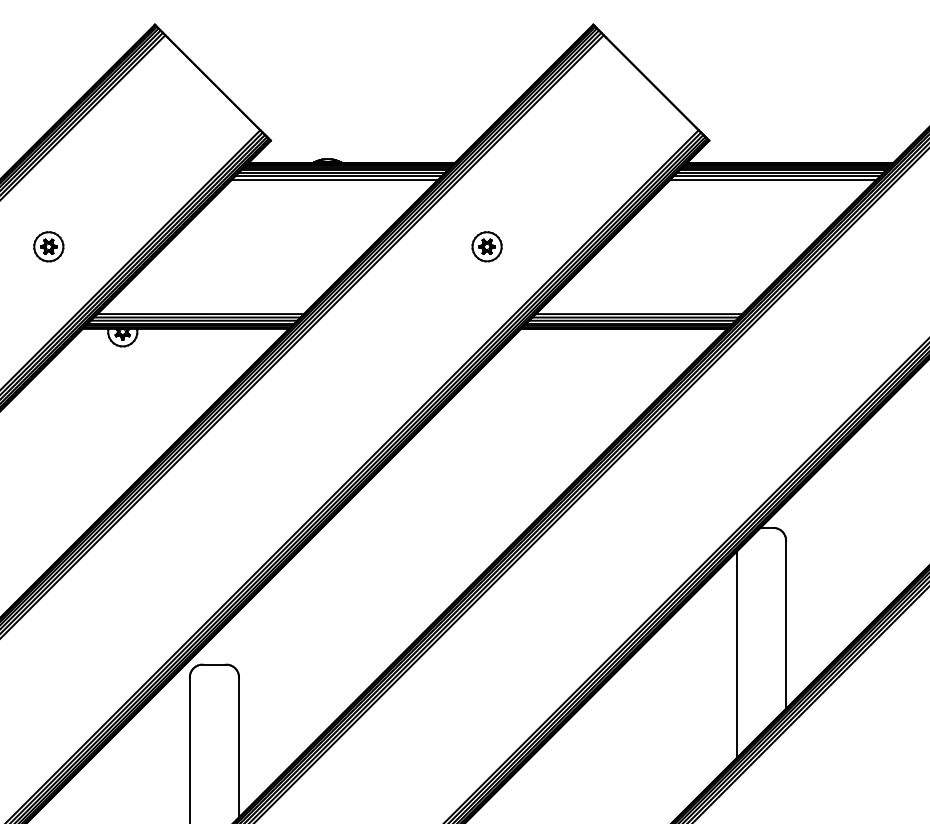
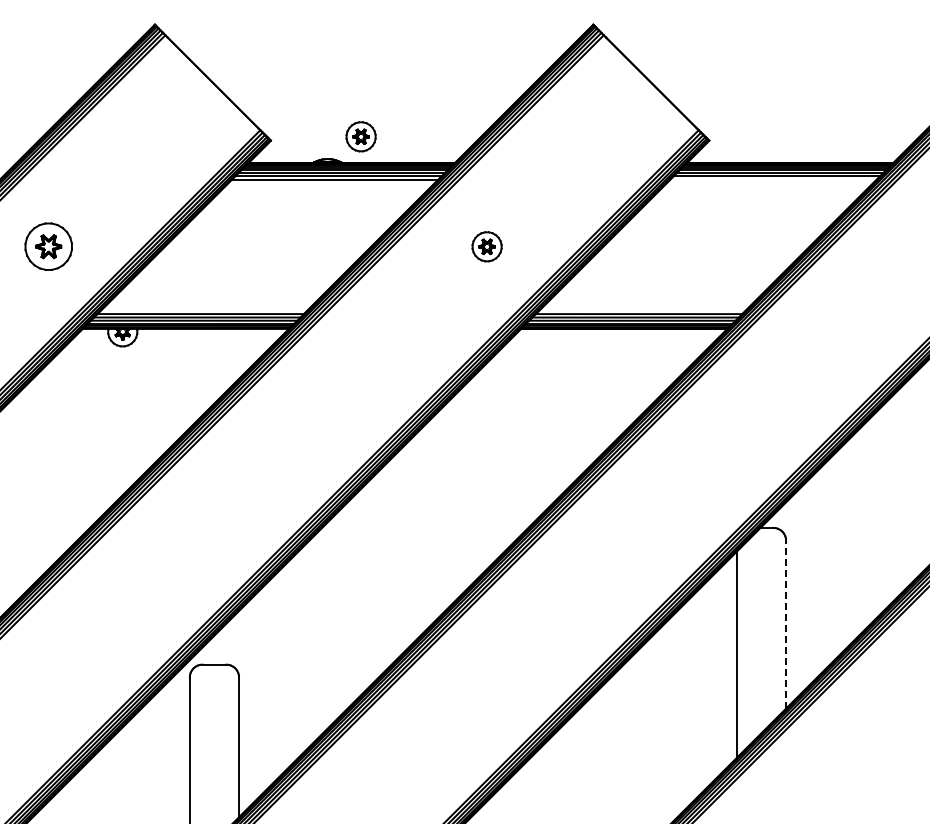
part: none -> present (360, 136)
line: present -> none (773, 179)
part size: 32x32 px -> 49x49 px (48, 246)
line: solid -> dashed (786, 624)
